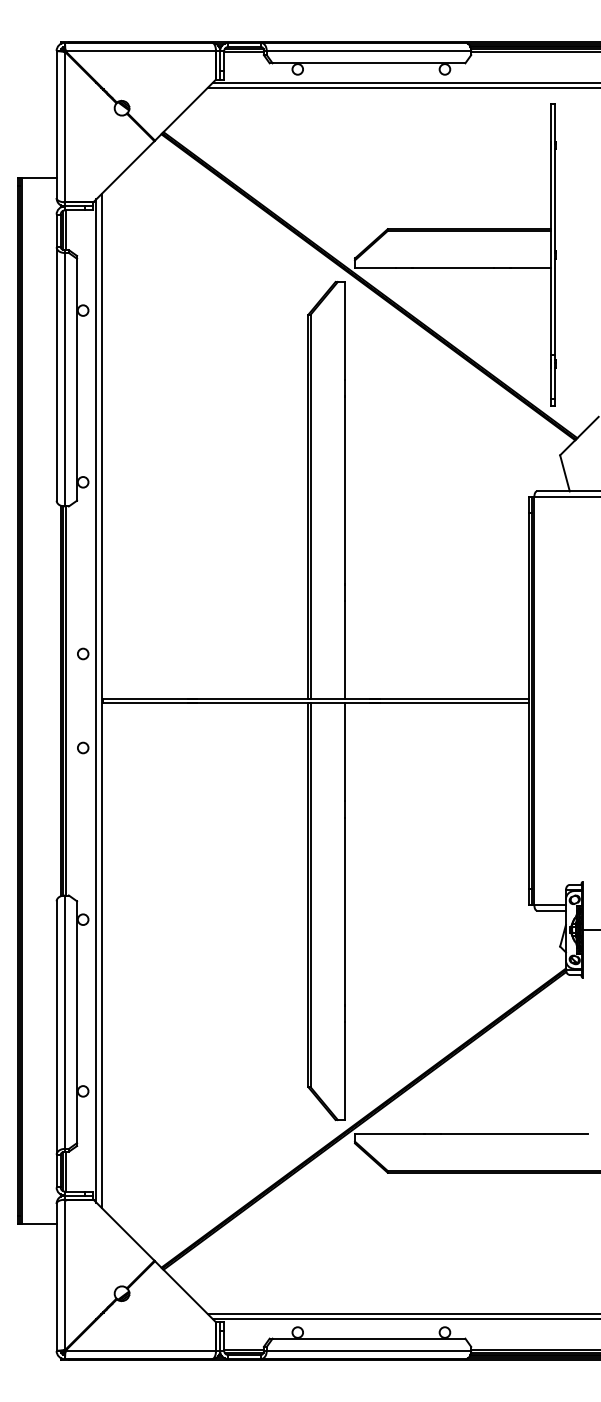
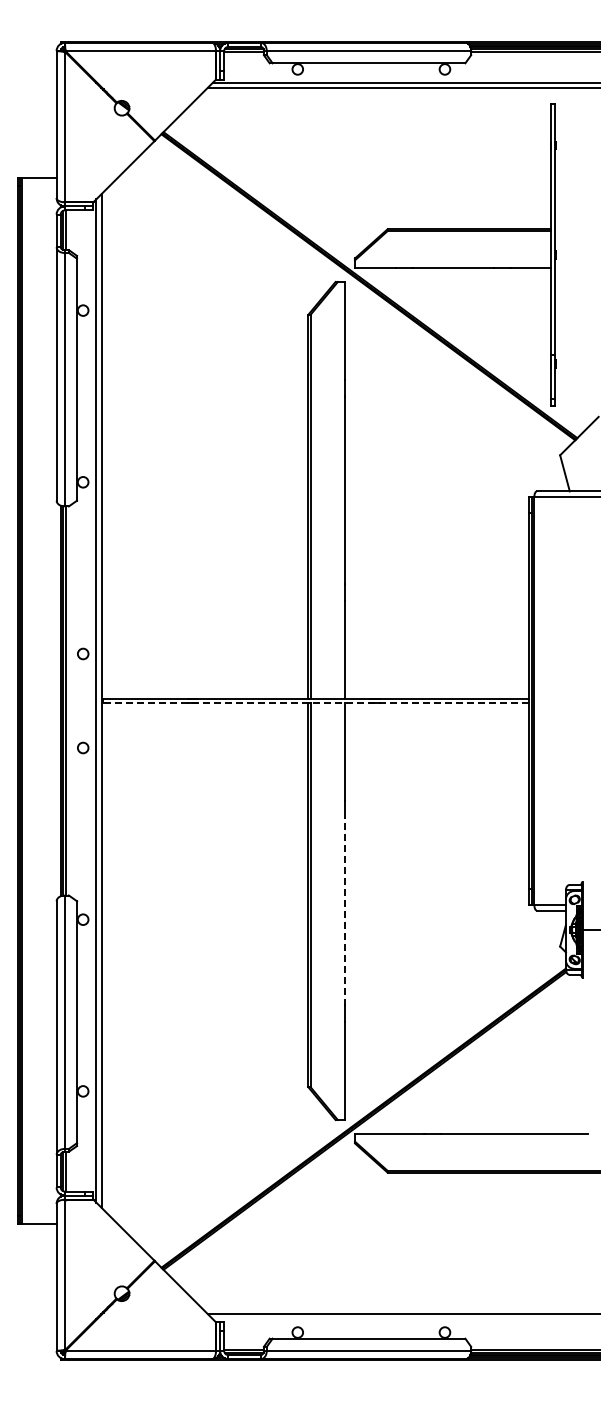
line: solid -> dashed (316, 703)
line: solid -> dashed (344, 911)
line: present -> none (405, 1319)
